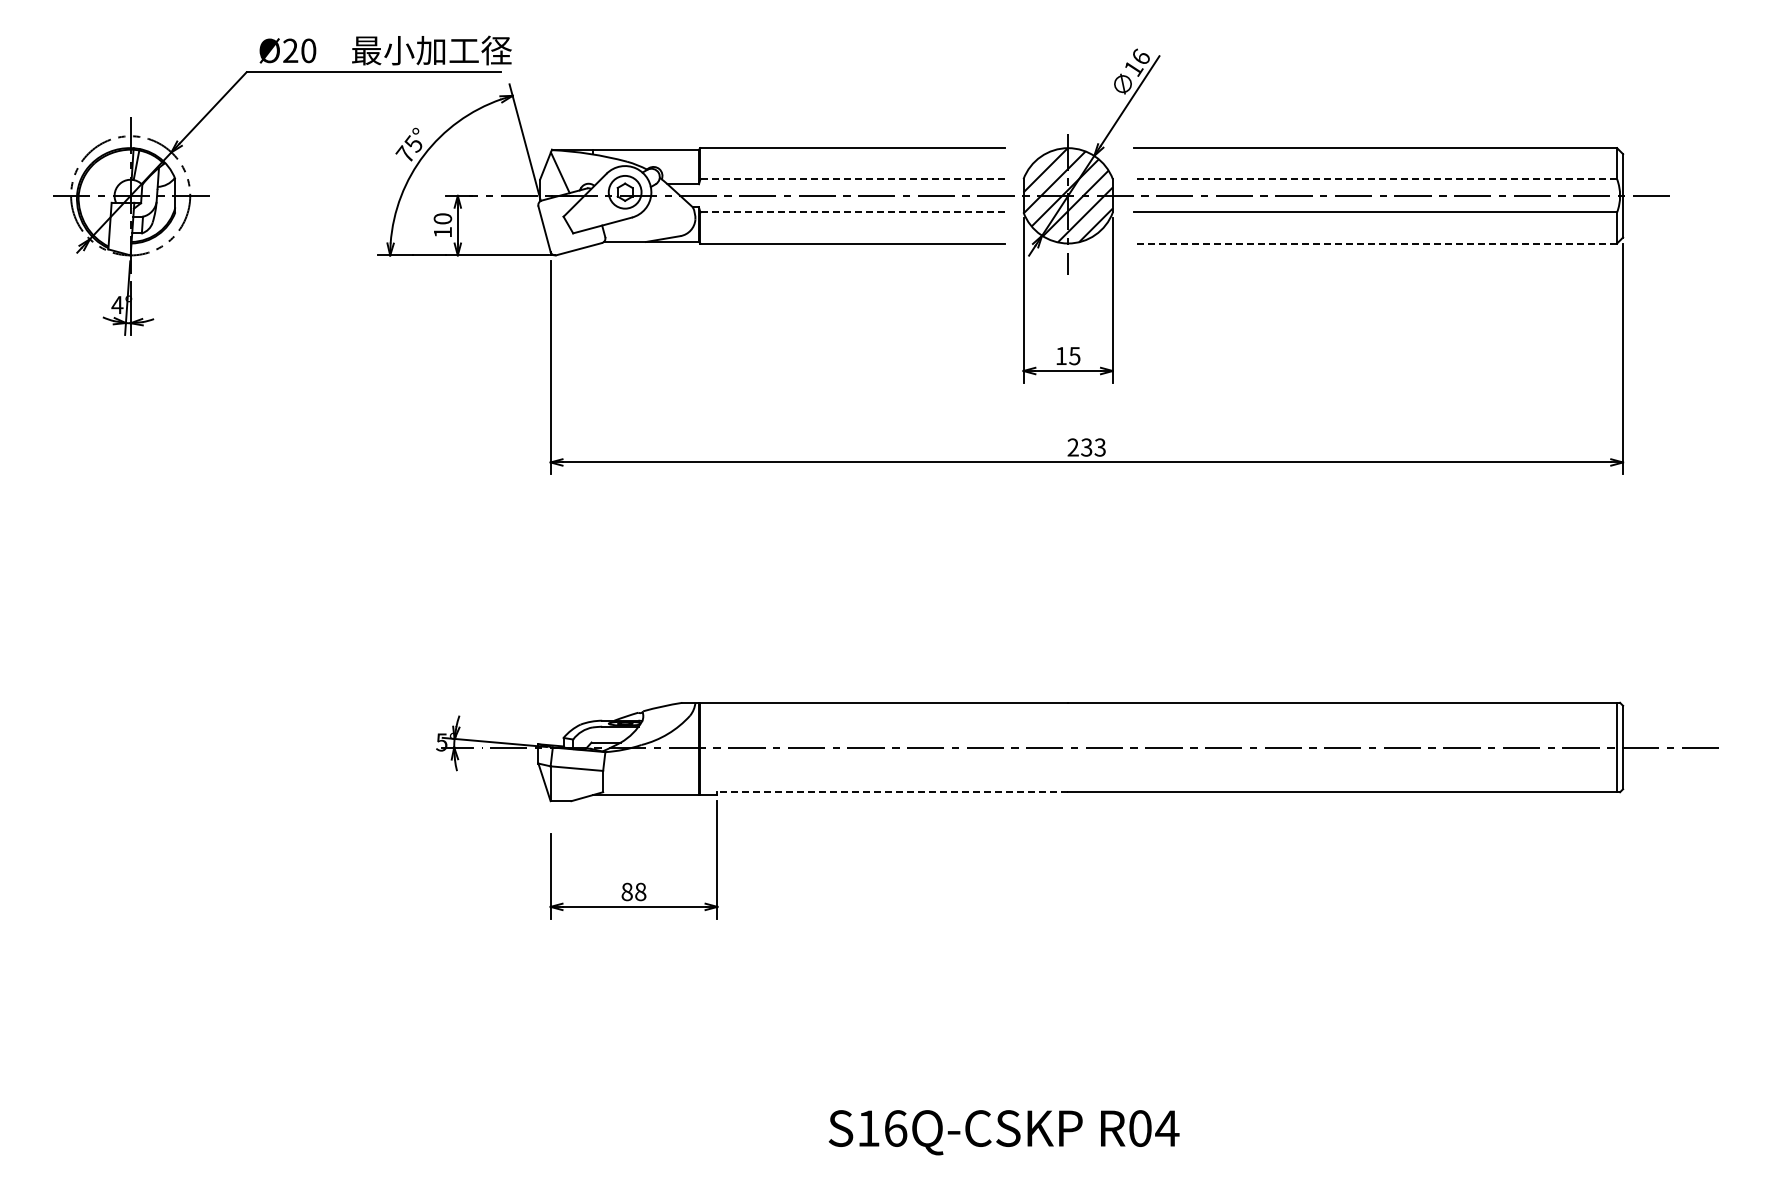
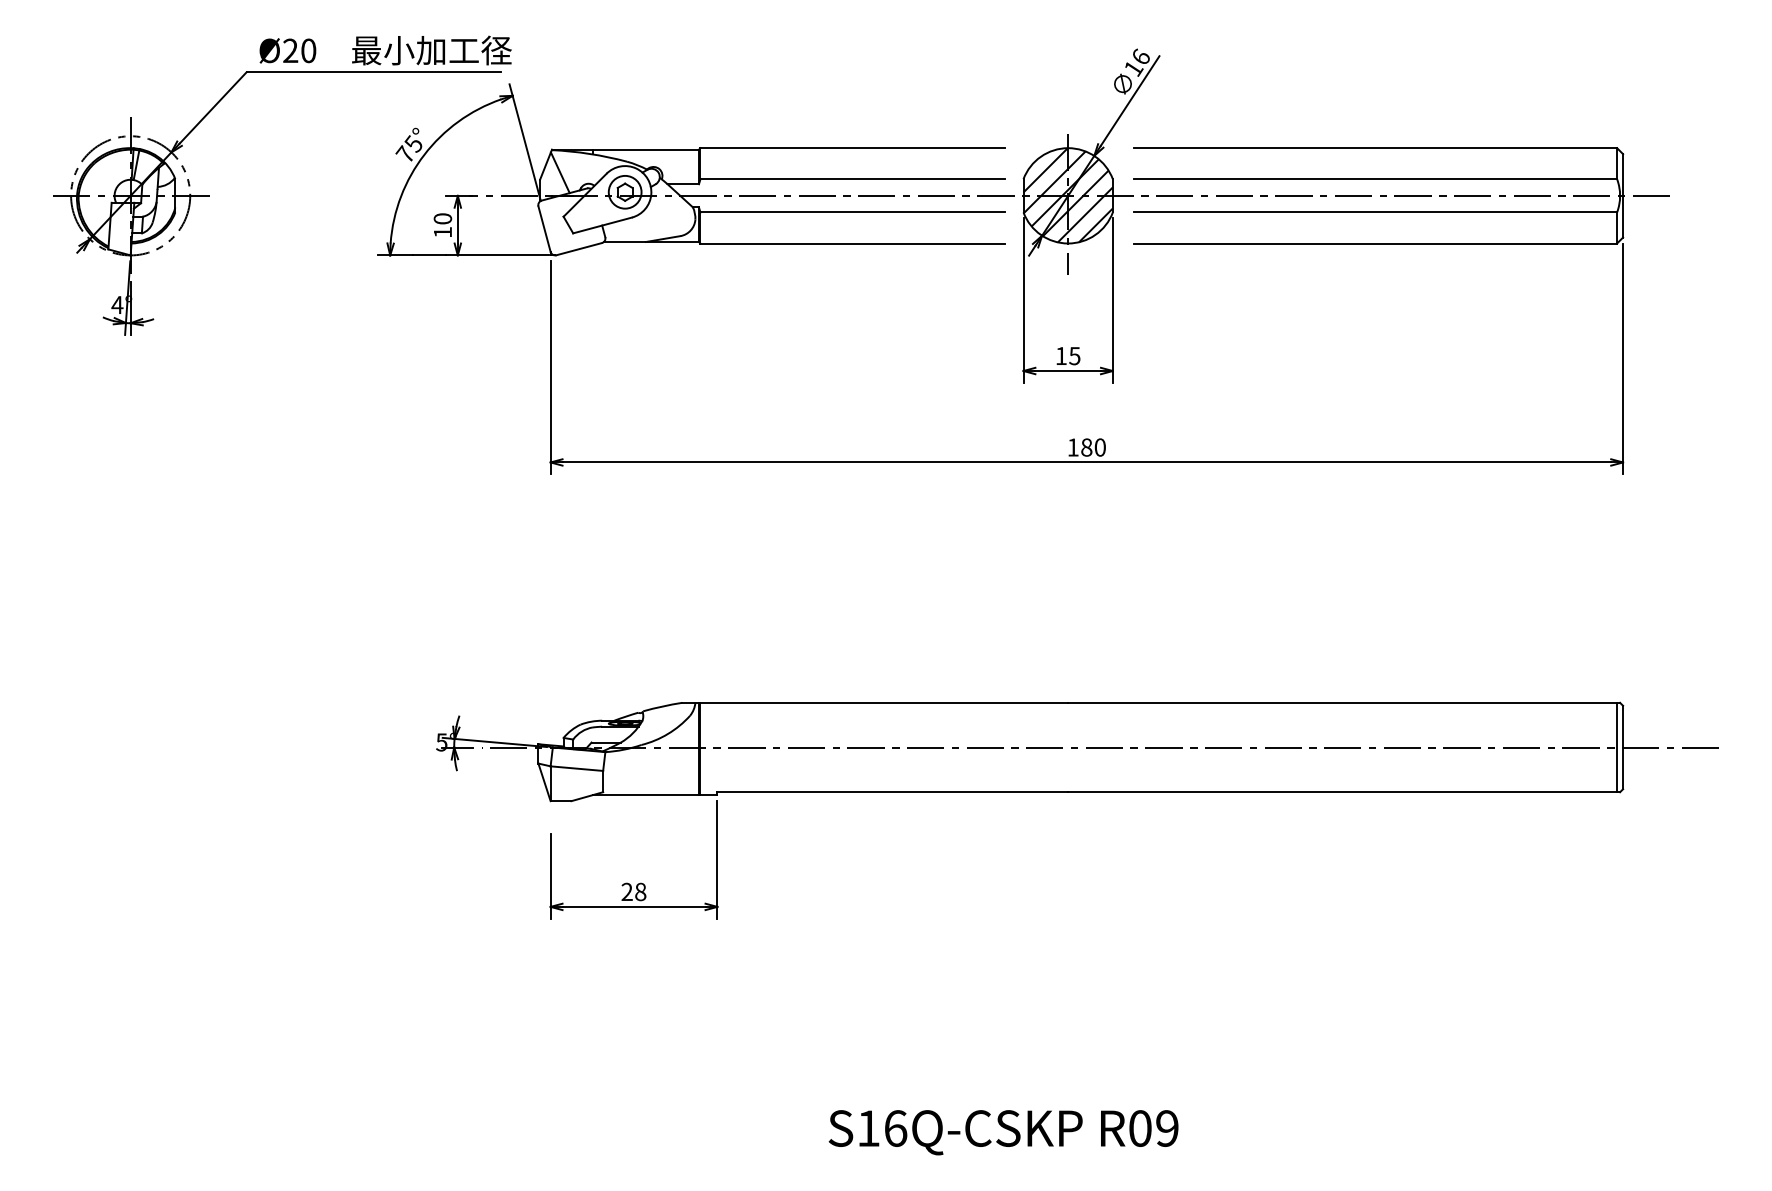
line: dashed -> solid (852, 179)
line: dashed -> solid (1375, 179)
line: dashed -> solid (852, 212)
line: dashed -> solid (1375, 243)
text: 233 -> 180 (1086, 447)
line: dashed -> solid (892, 792)
text: 88 -> 28 (626, 891)
text: R04 -> R09 (1167, 1128)
